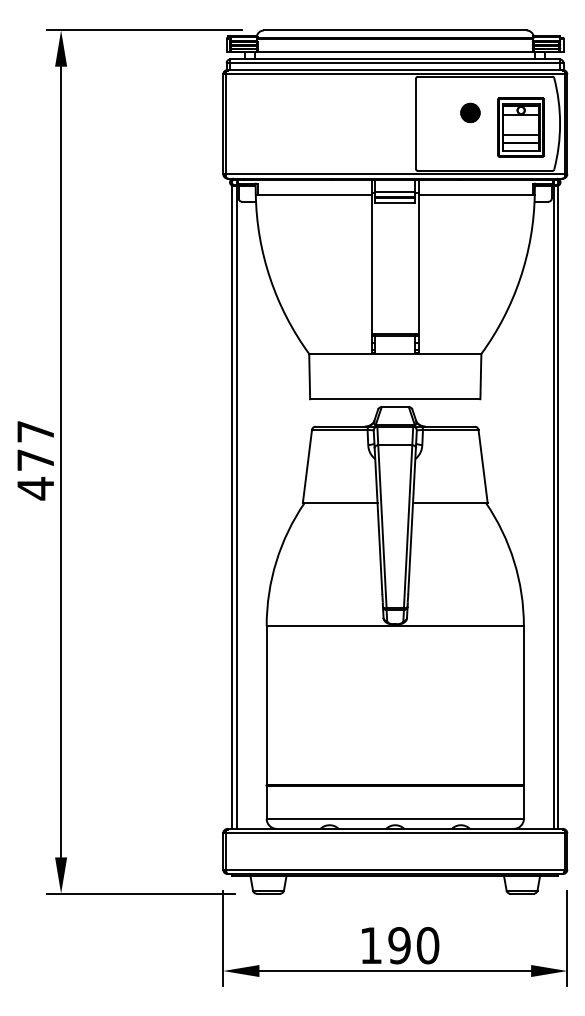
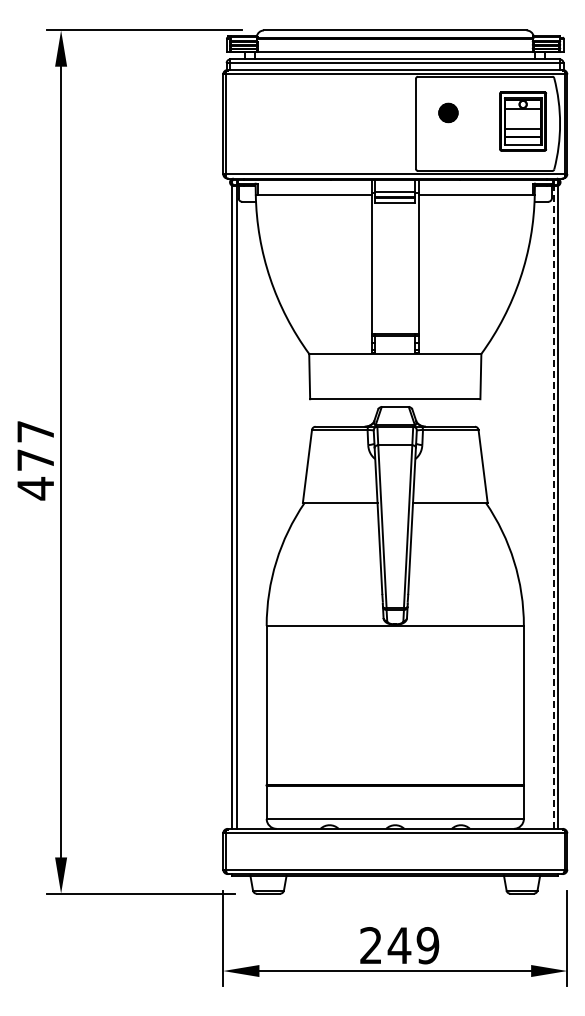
part position: (470, 112) -> (448, 112) (448, 112)
part position: (521, 127) -> (523, 121) (523, 121)
line: solid -> dashed (553, 506)
text: 190 -> 249 (399, 945)
